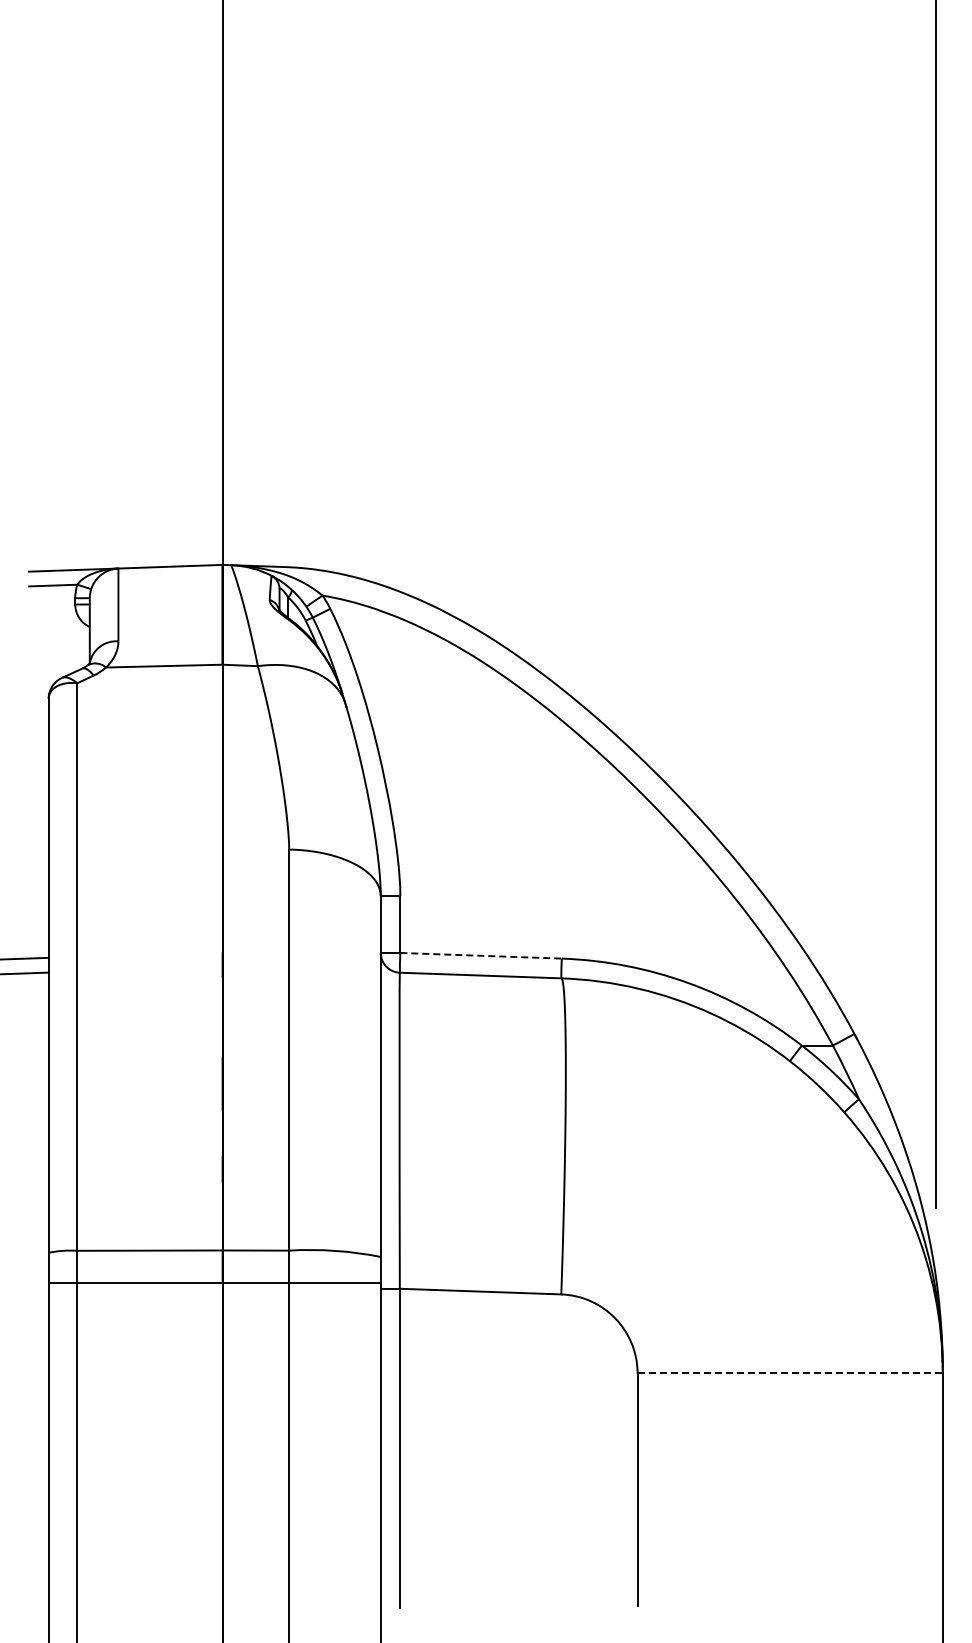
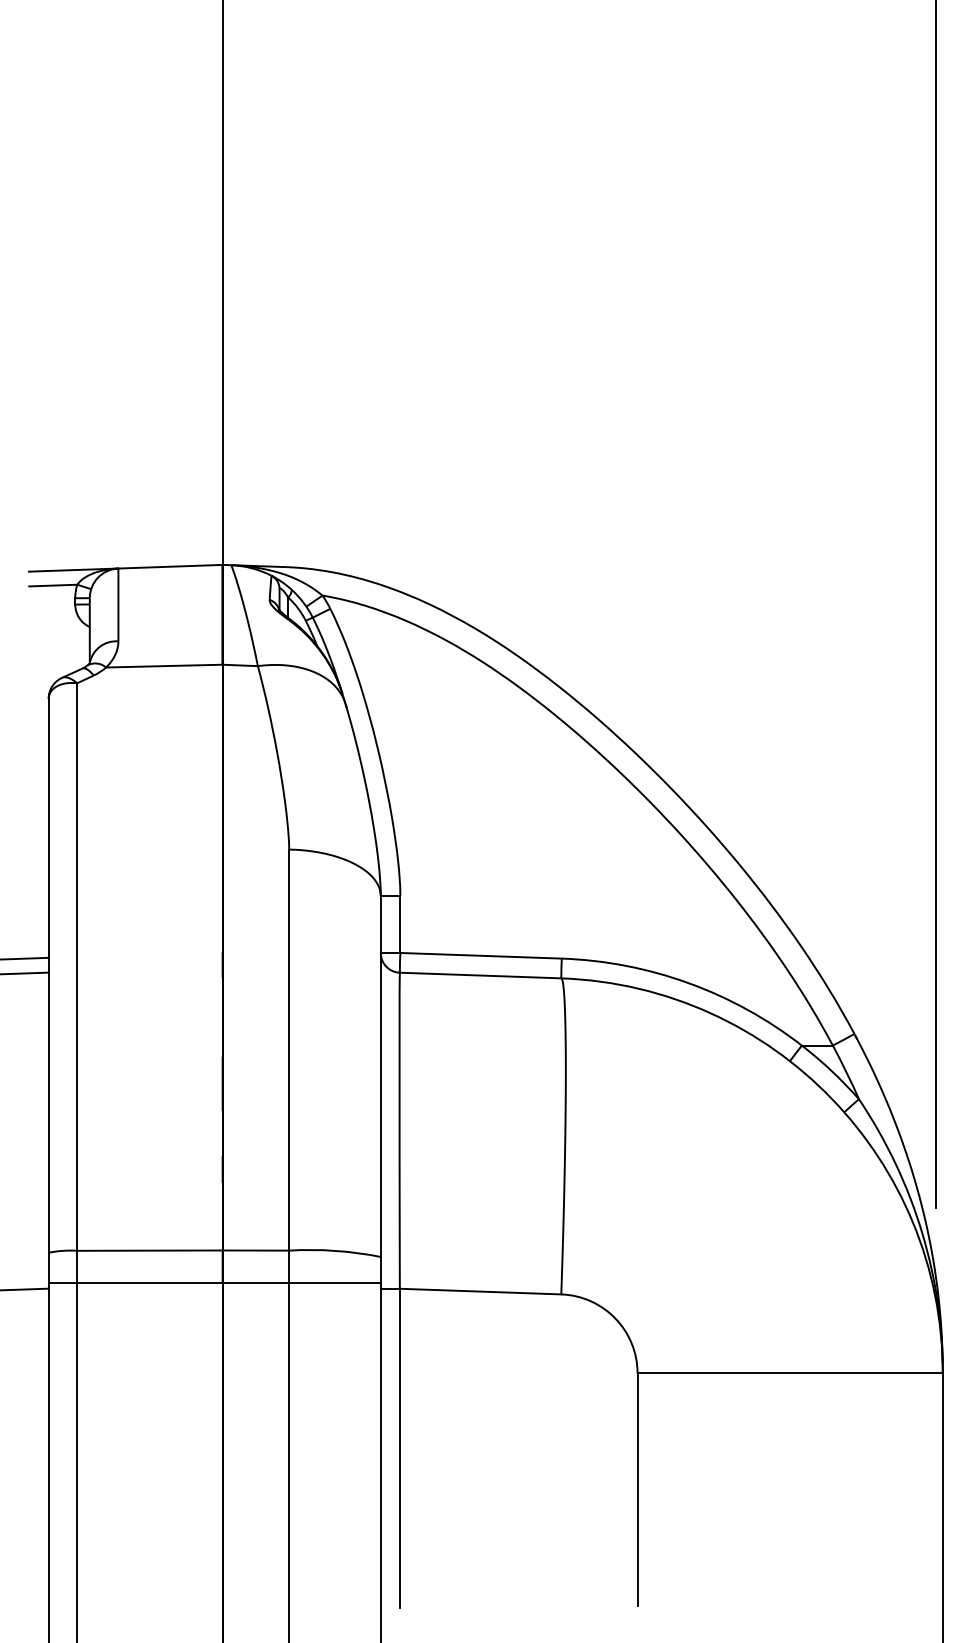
line: dashed -> solid (481, 955)
line: none -> present (25, 1289)
line: dashed -> solid (790, 1373)
